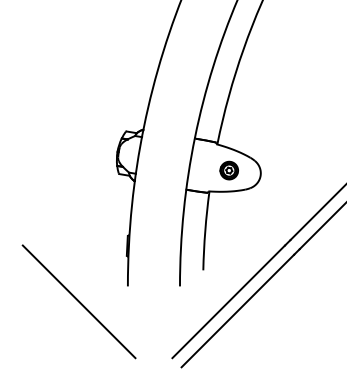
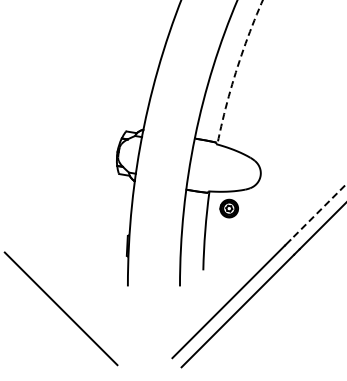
arc: solid -> dashed (236, 71)
part position: (228, 170) -> (228, 208) (228, 208)
line: solid -> dashed (318, 211)
line position: (78, 301) -> (60, 308) (60, 308)
